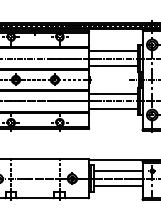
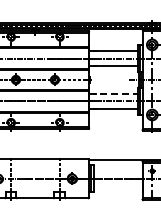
line: solid -> dashed (113, 93)
line: present -> none (117, 170)
line: present -> none (117, 186)
